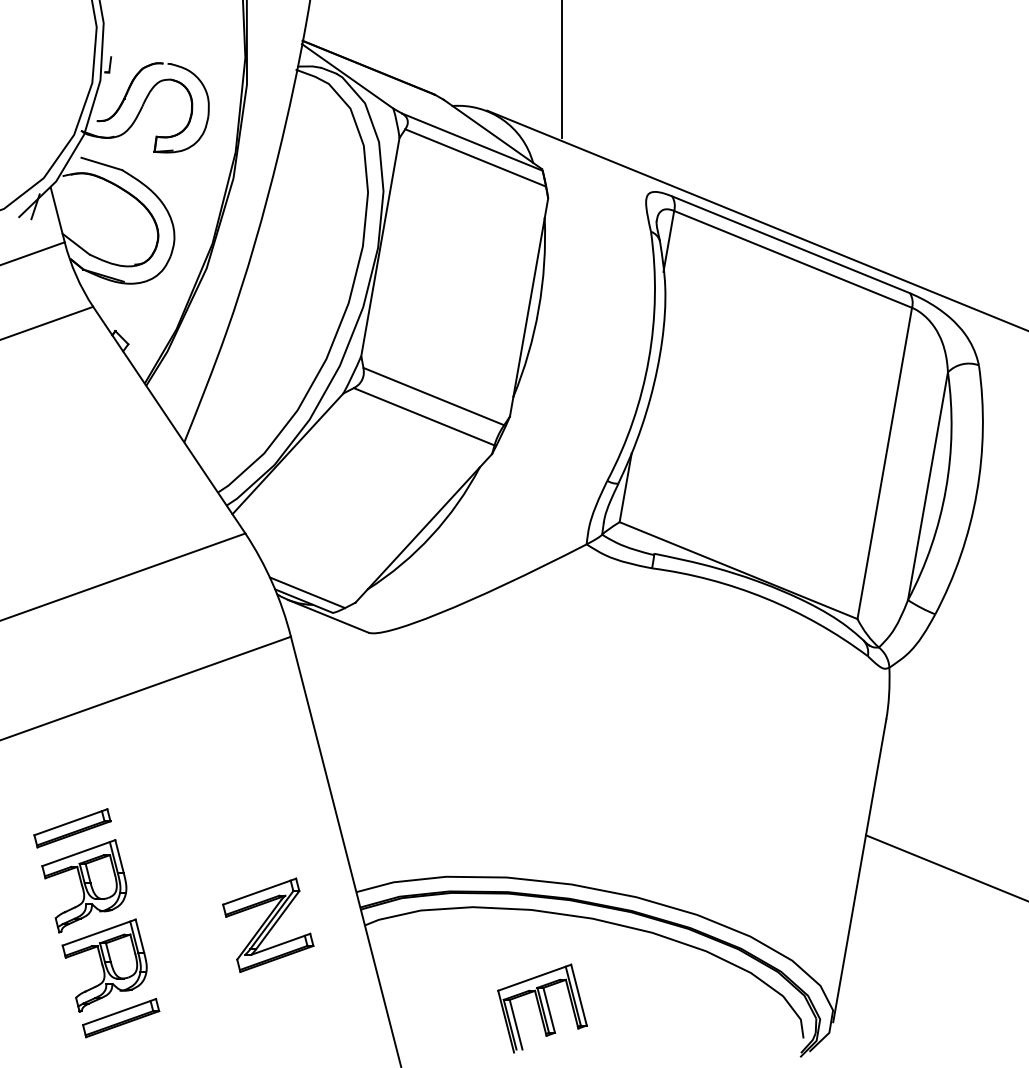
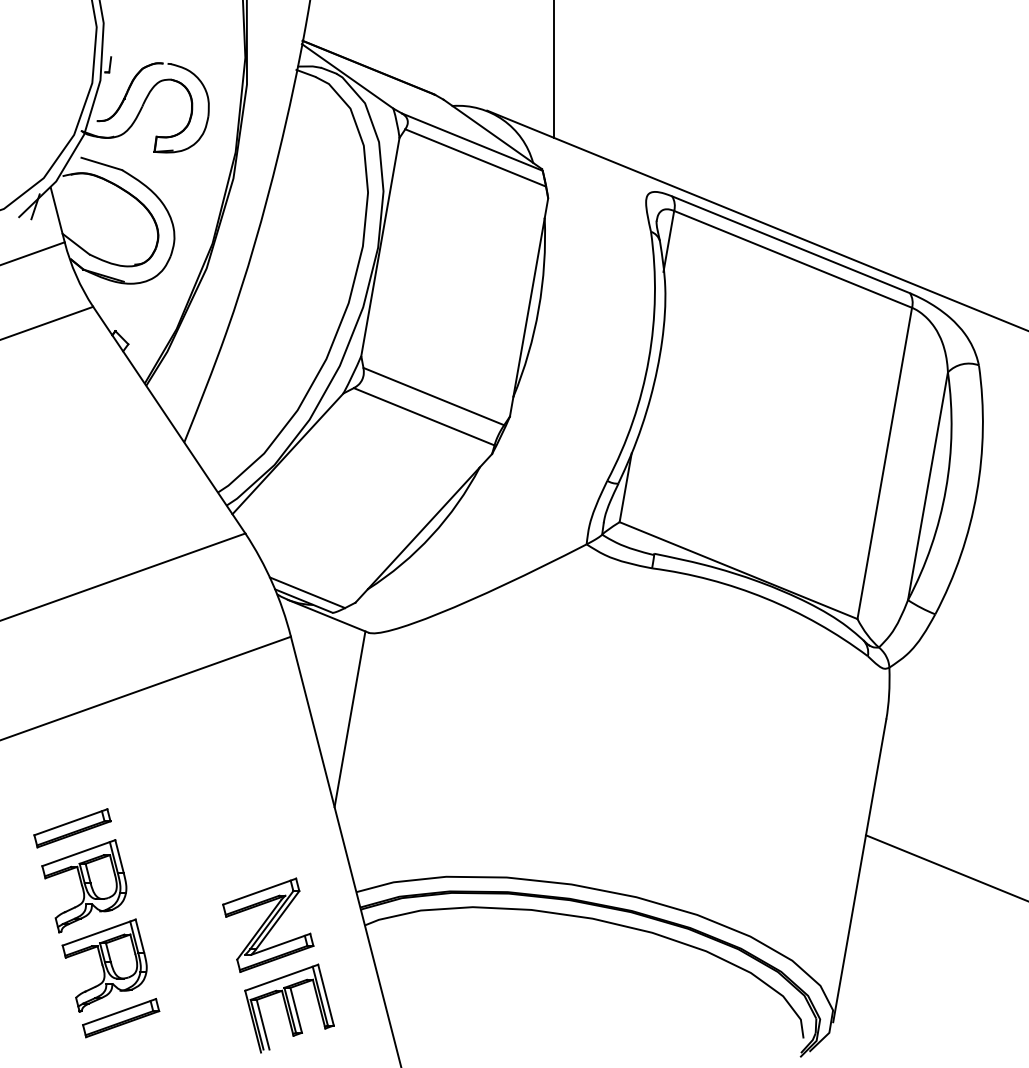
line position: (561, 69) -> (553, 69) (553, 69)
line: none -> present (349, 719)
part position: (542, 1008) -> (289, 1008) (289, 1008)
